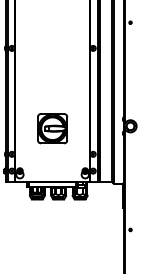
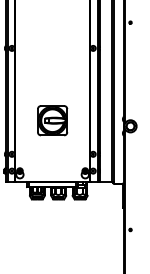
part position: (52, 128) -> (52, 120) (52, 120)
